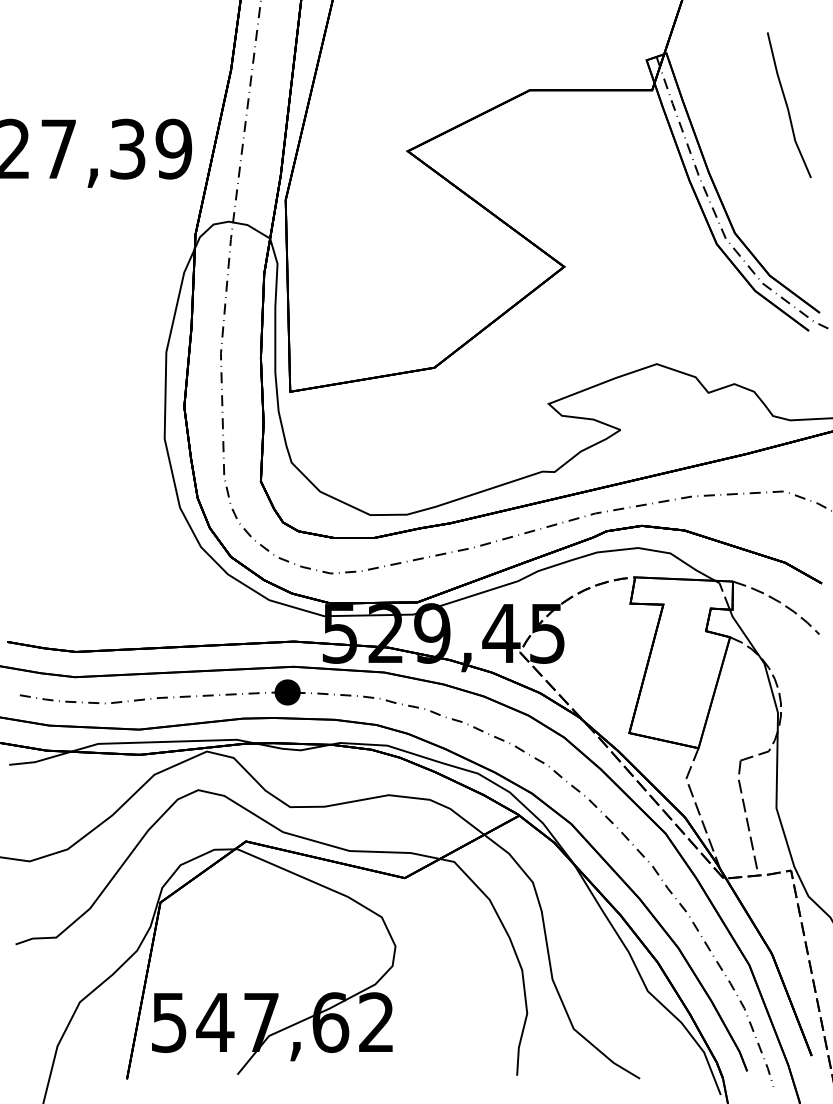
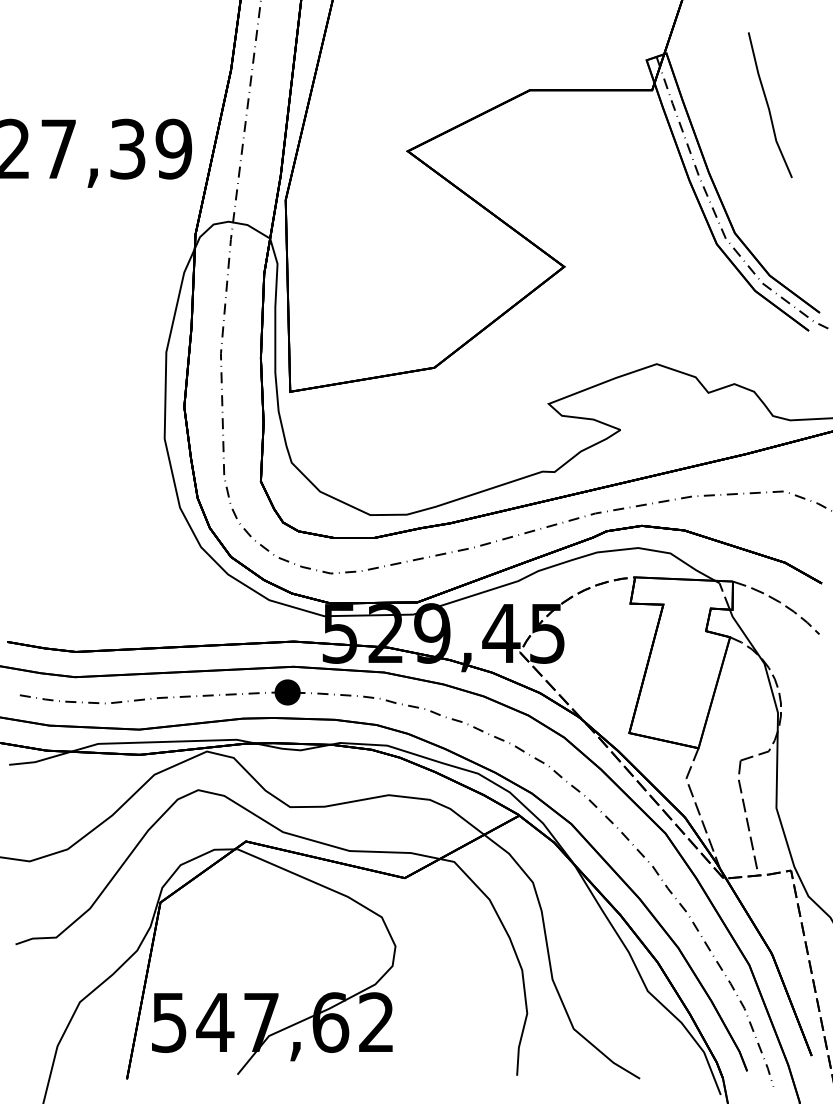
line position: (788, 106) -> (769, 106) (769, 106)
